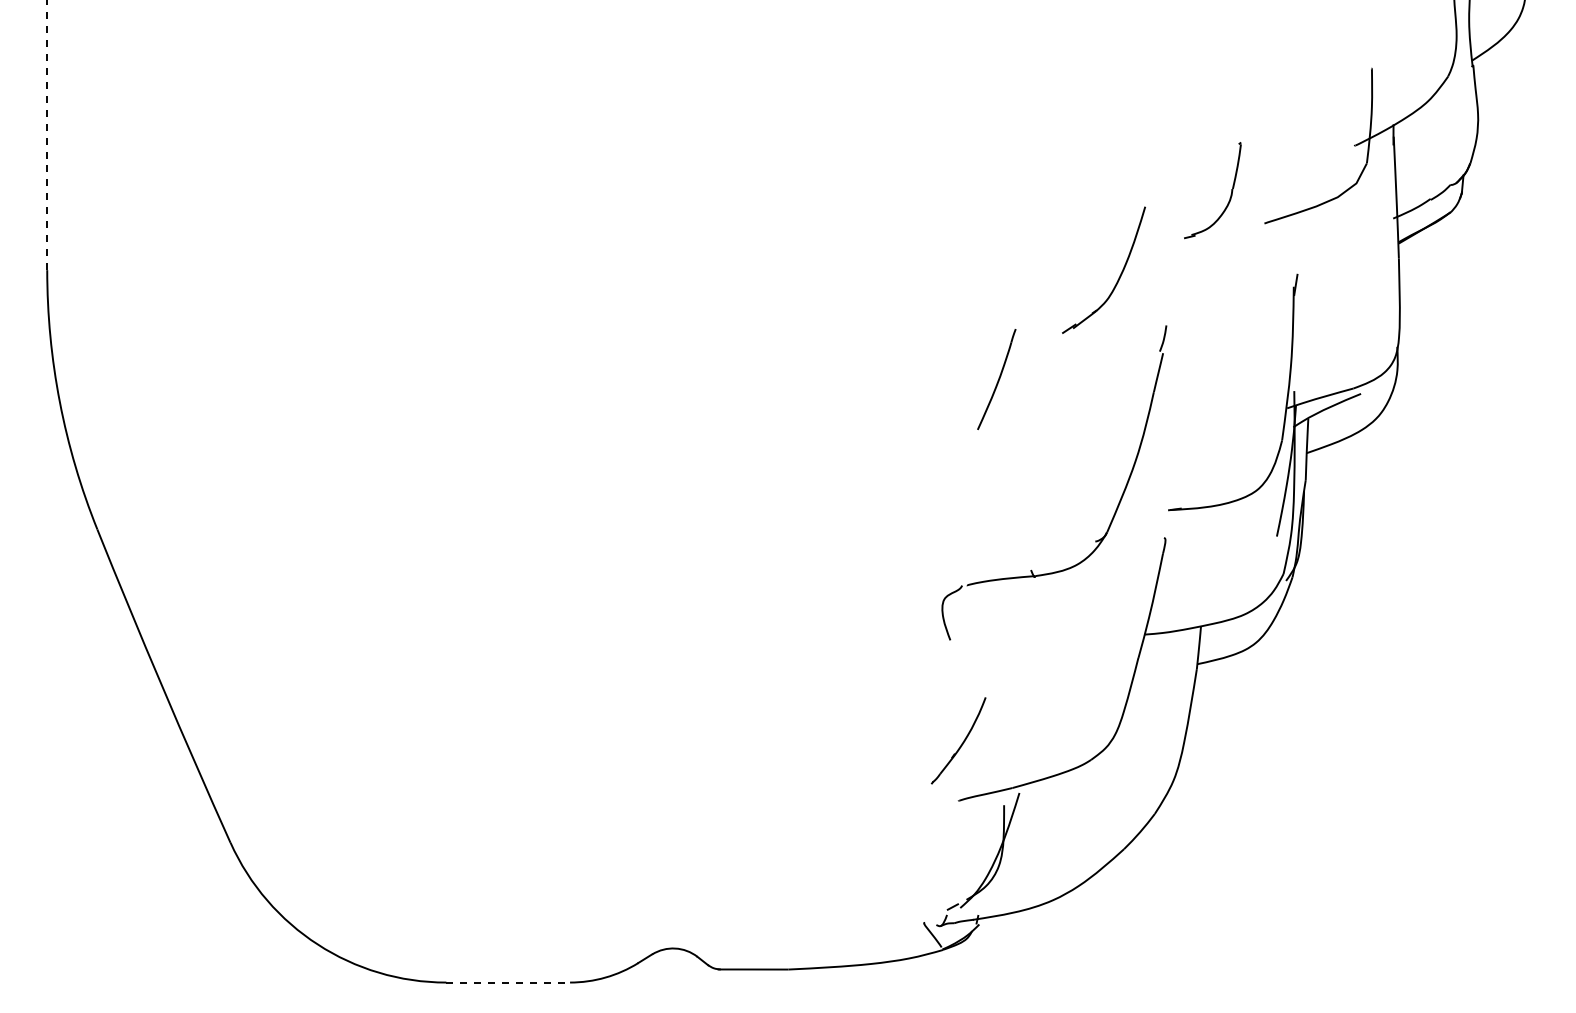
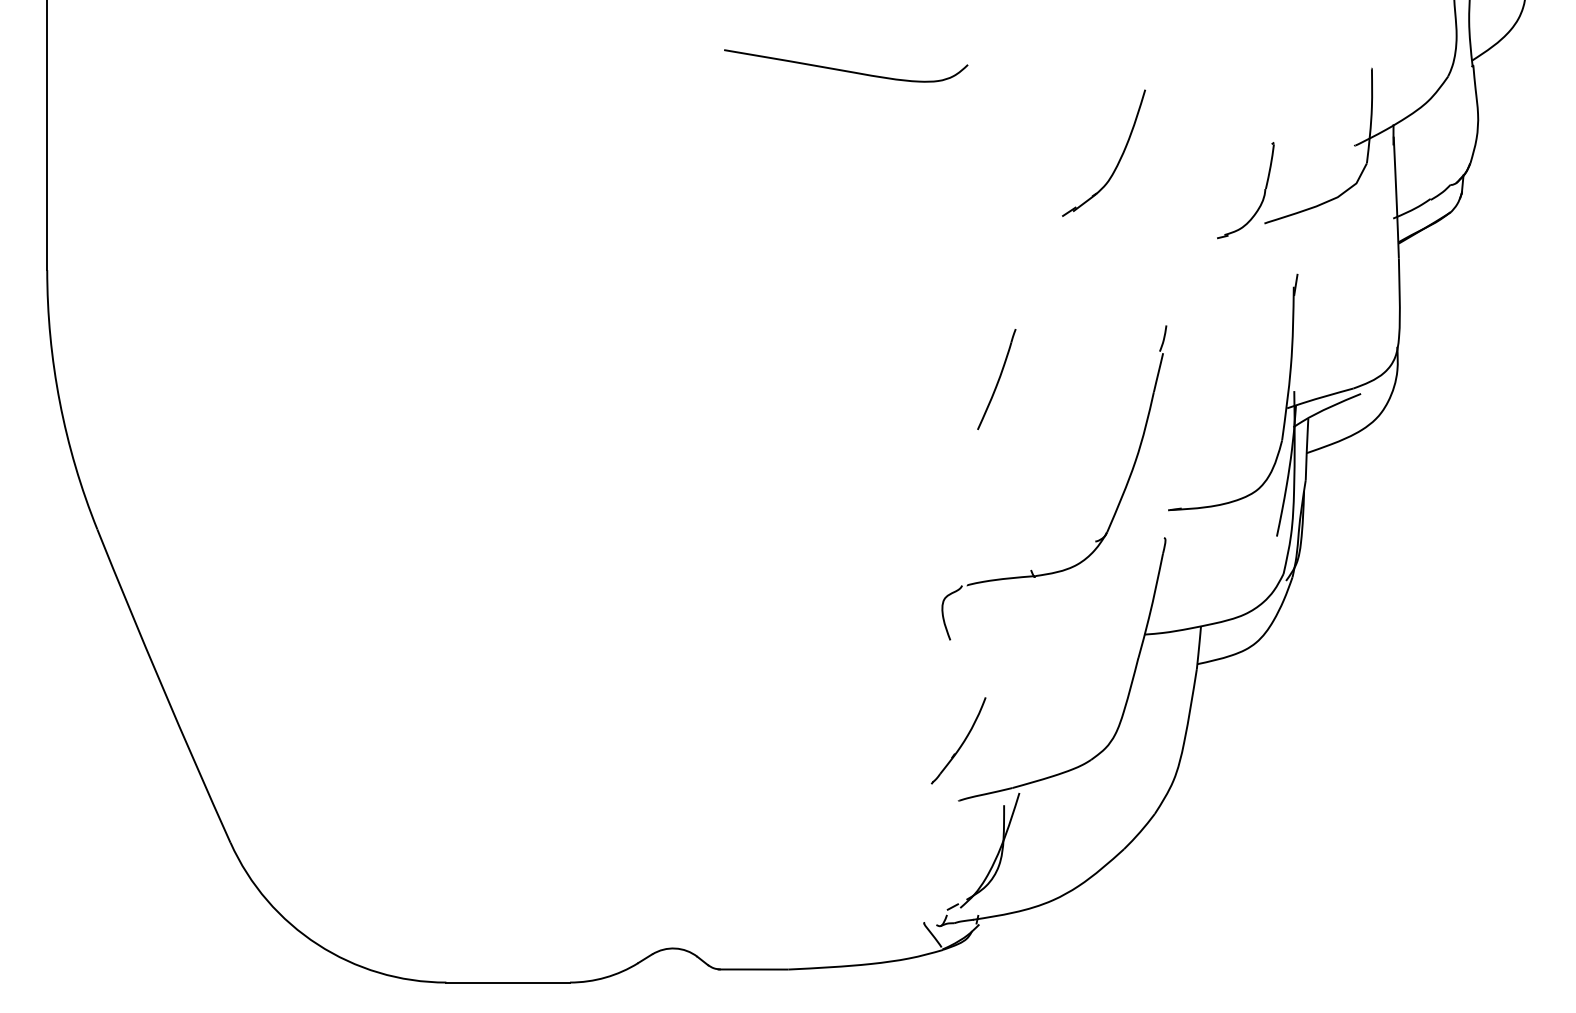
curve: none -> present (843, 69)
line: dashed -> solid (47, 135)
part position: (1230, 194) -> (1263, 194) (1263, 194)
part position: (1118, 277) -> (1118, 160) (1118, 160)
line: dashed -> solid (508, 982)
